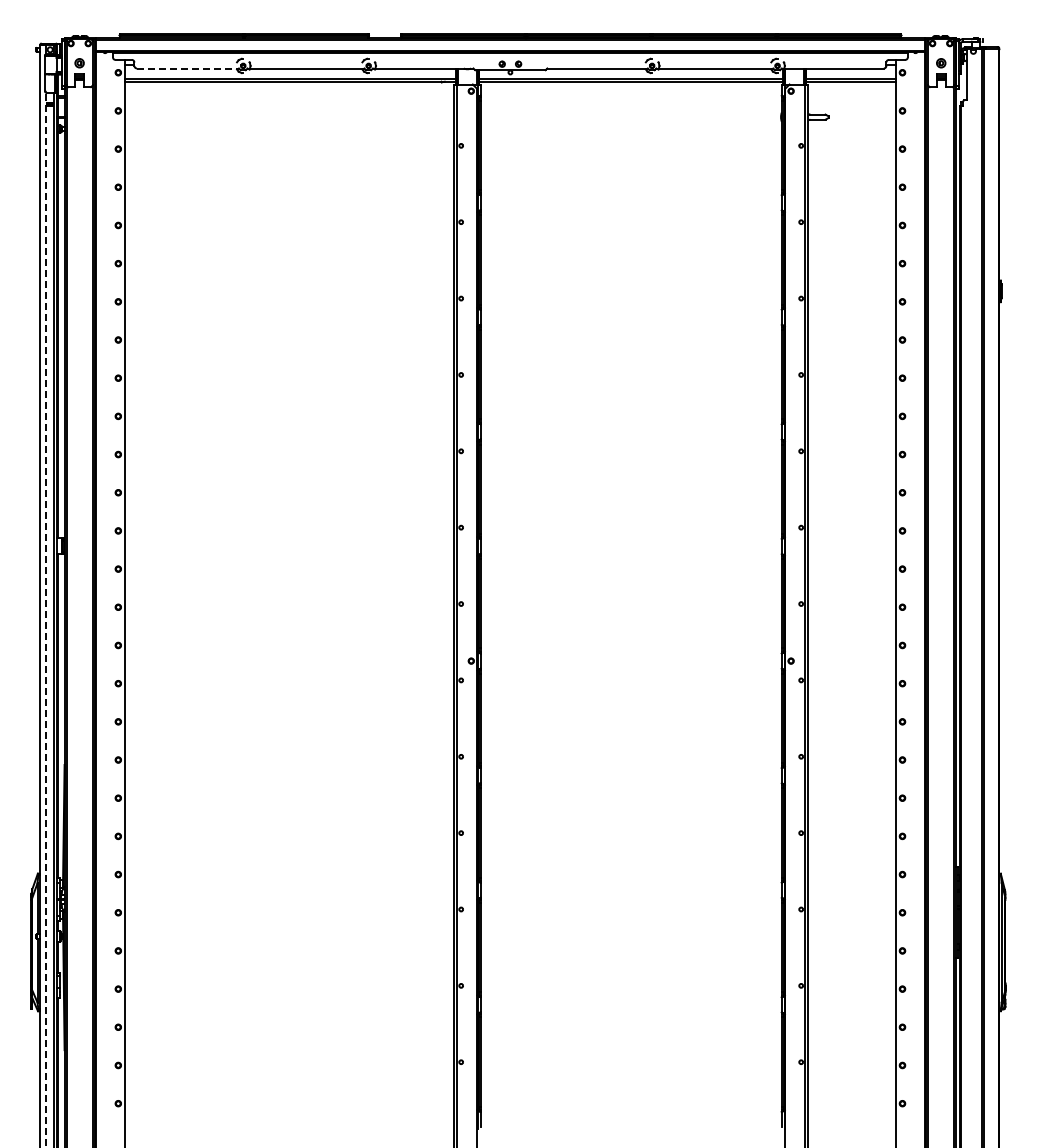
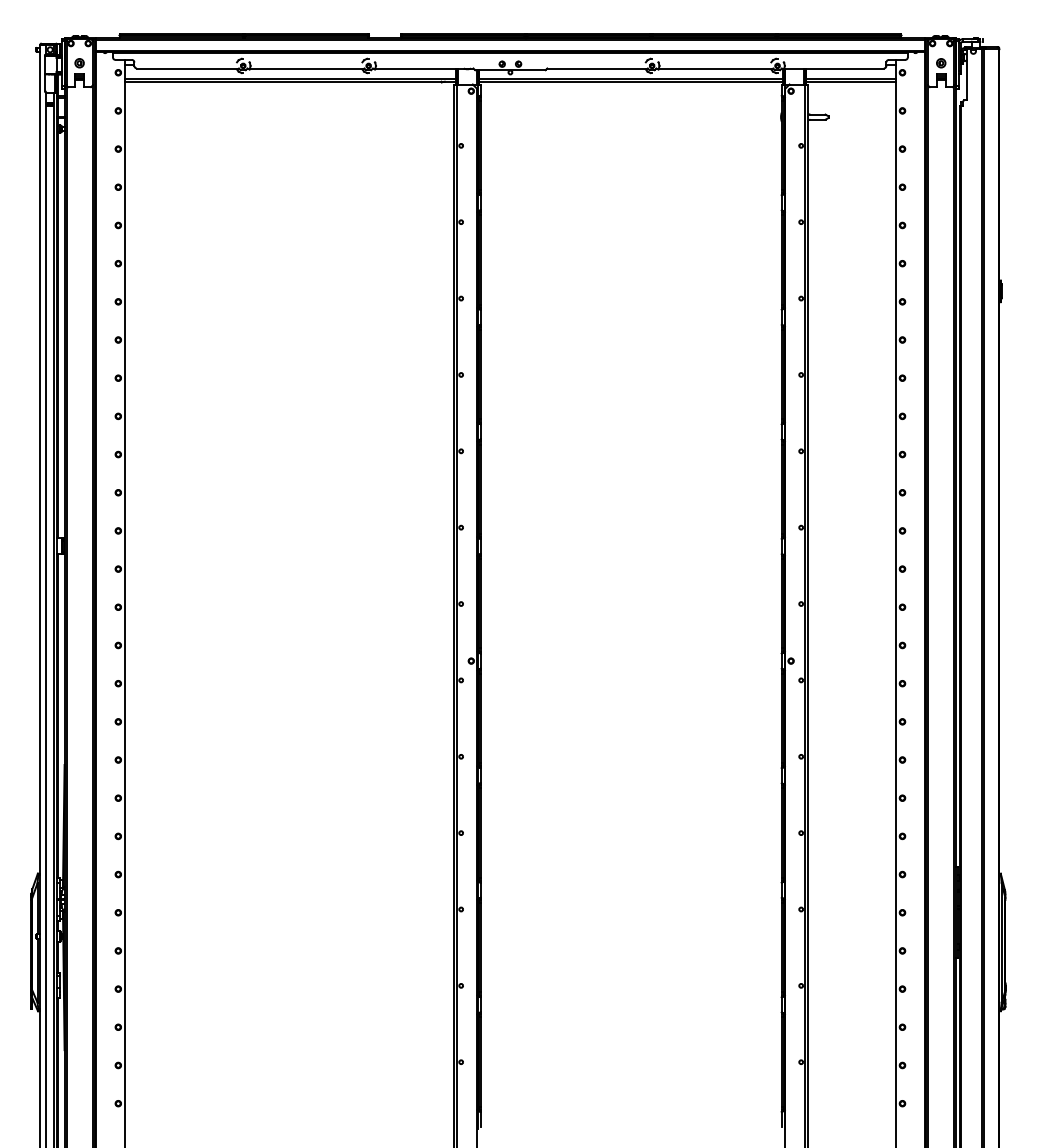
line: dashed -> solid (188, 68)
line: dashed -> solid (46, 619)
